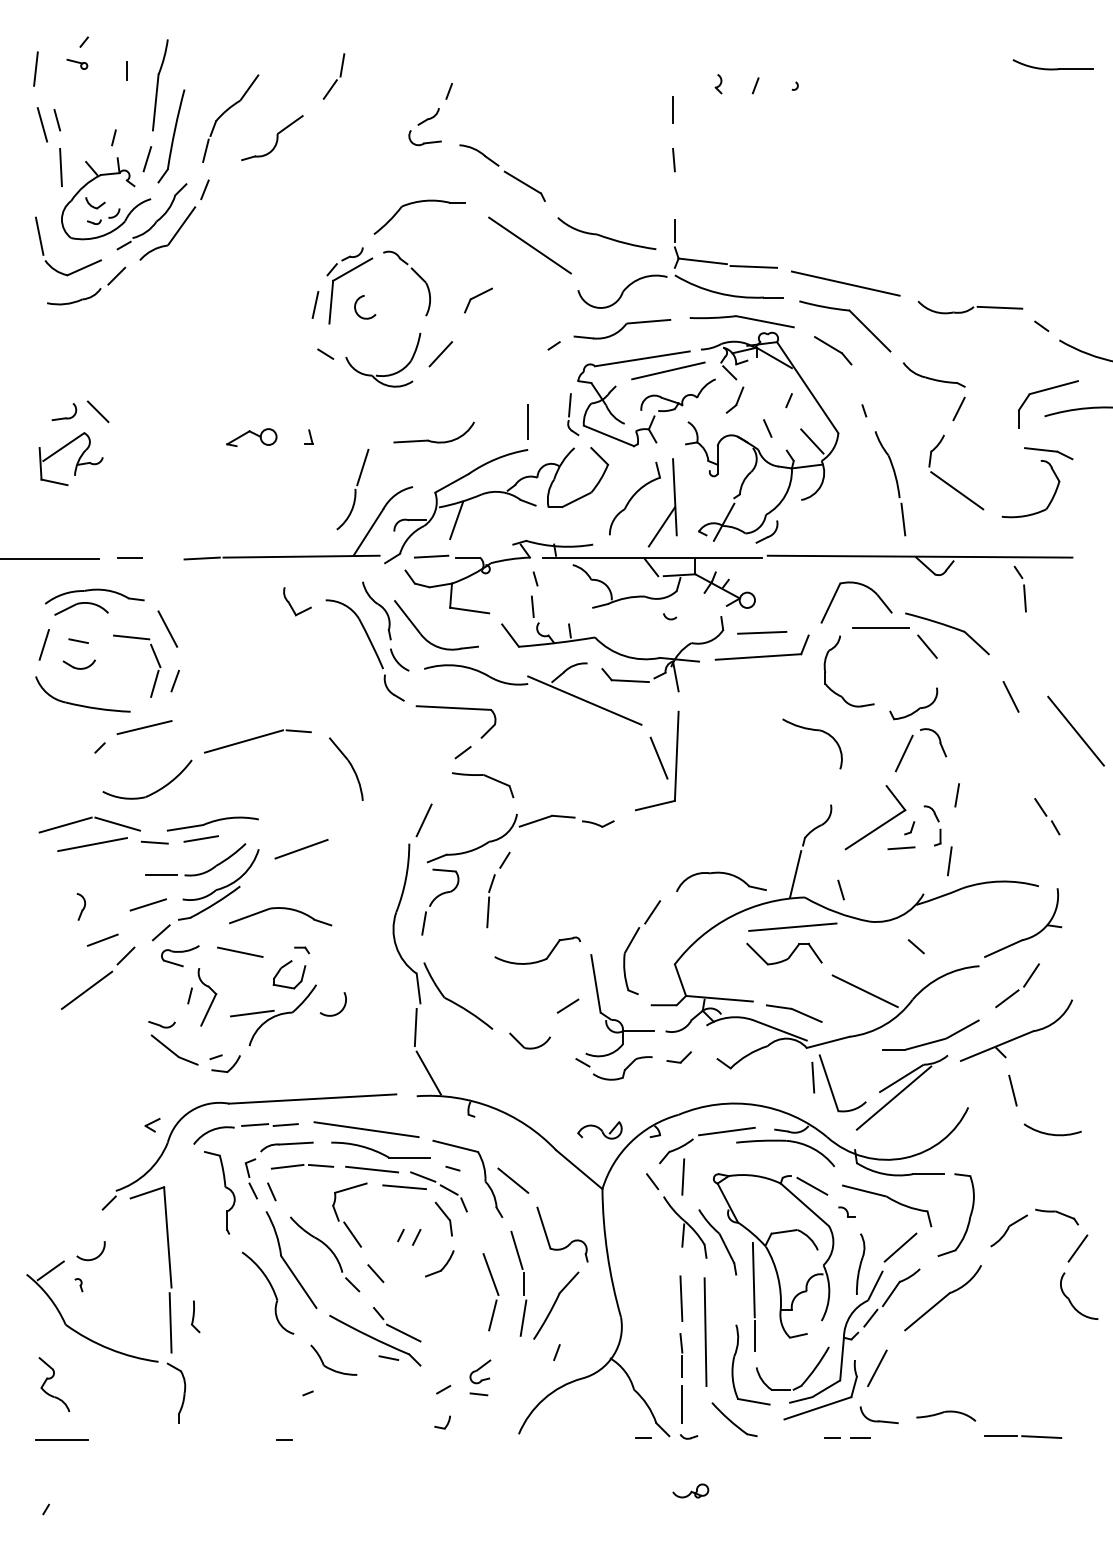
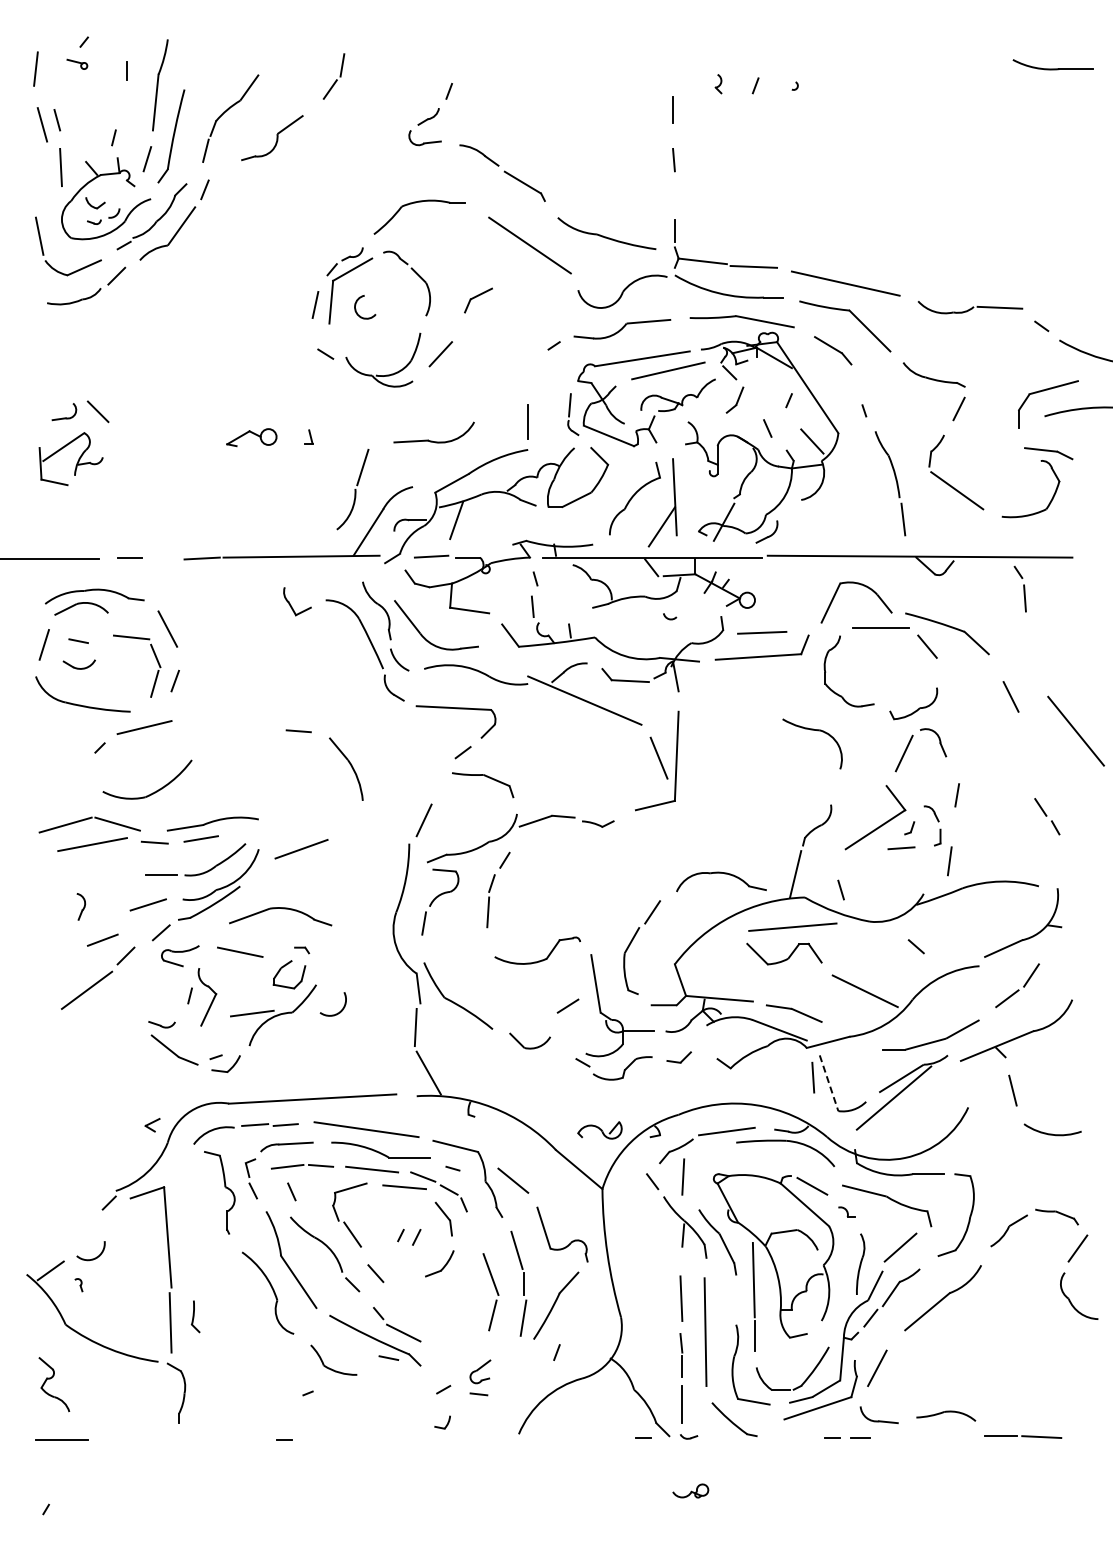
line: present -> none (243, 741)
line: solid -> dashed (829, 1083)
line position: (271, 1191) -> (291, 1191) (291, 1191)
